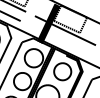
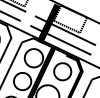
line: none -> present (60, 40)
